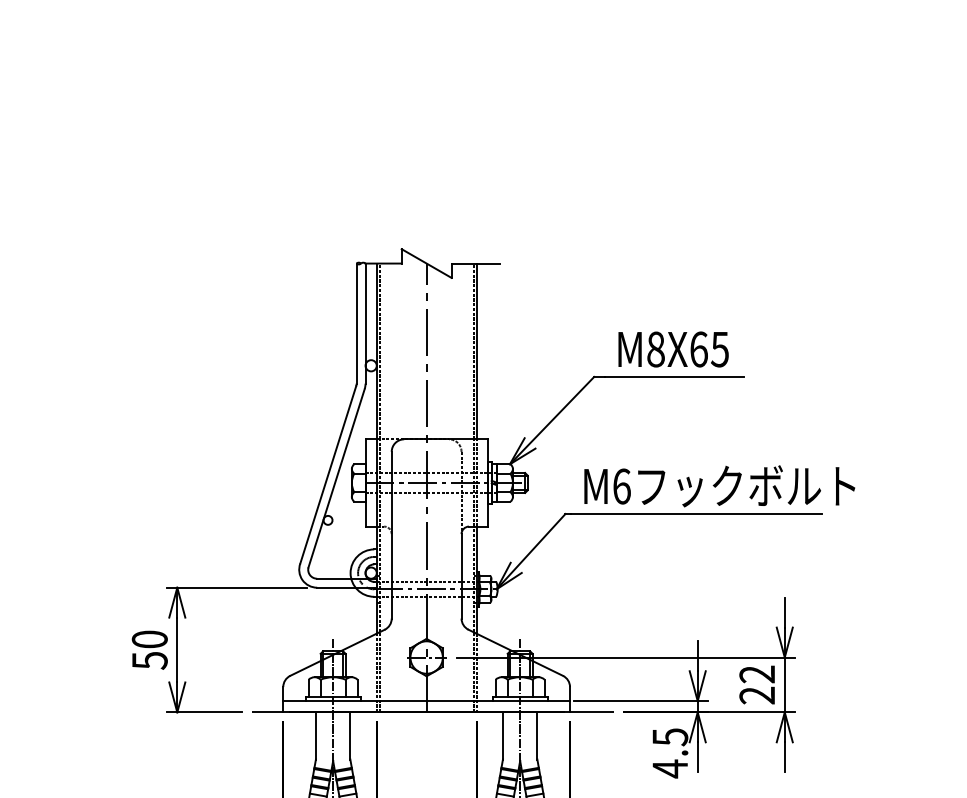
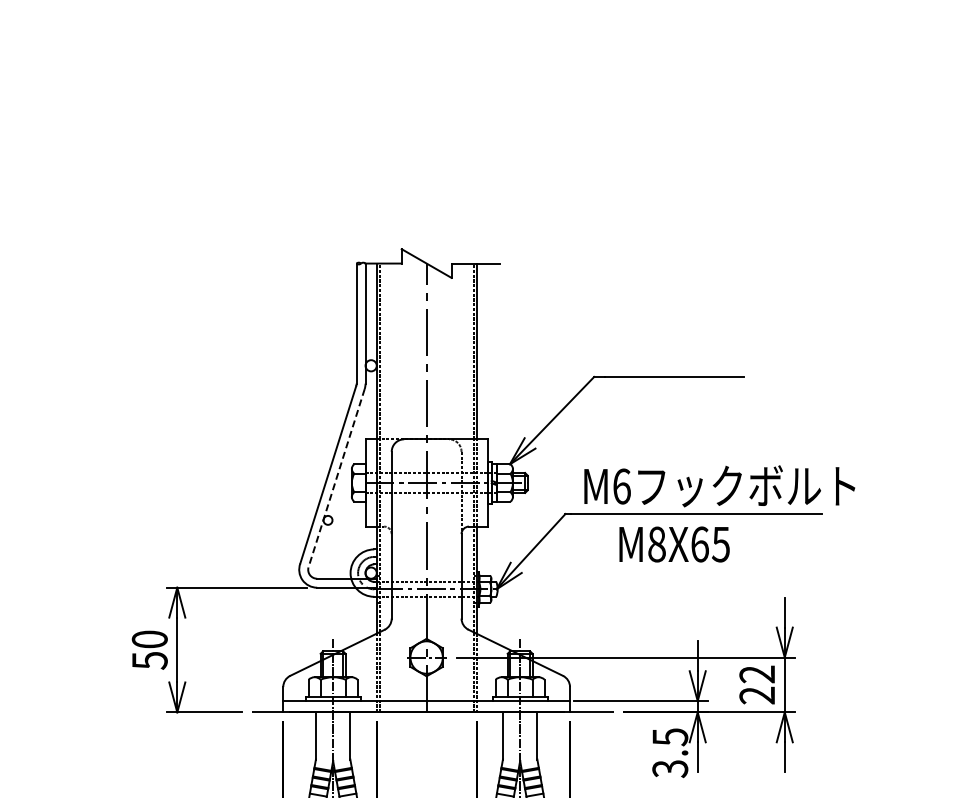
text position: (673, 349) -> (674, 544) (674, 544)
line: solid -> dashed (336, 478)
text: 4.5 -> 3.5 (670, 768)
